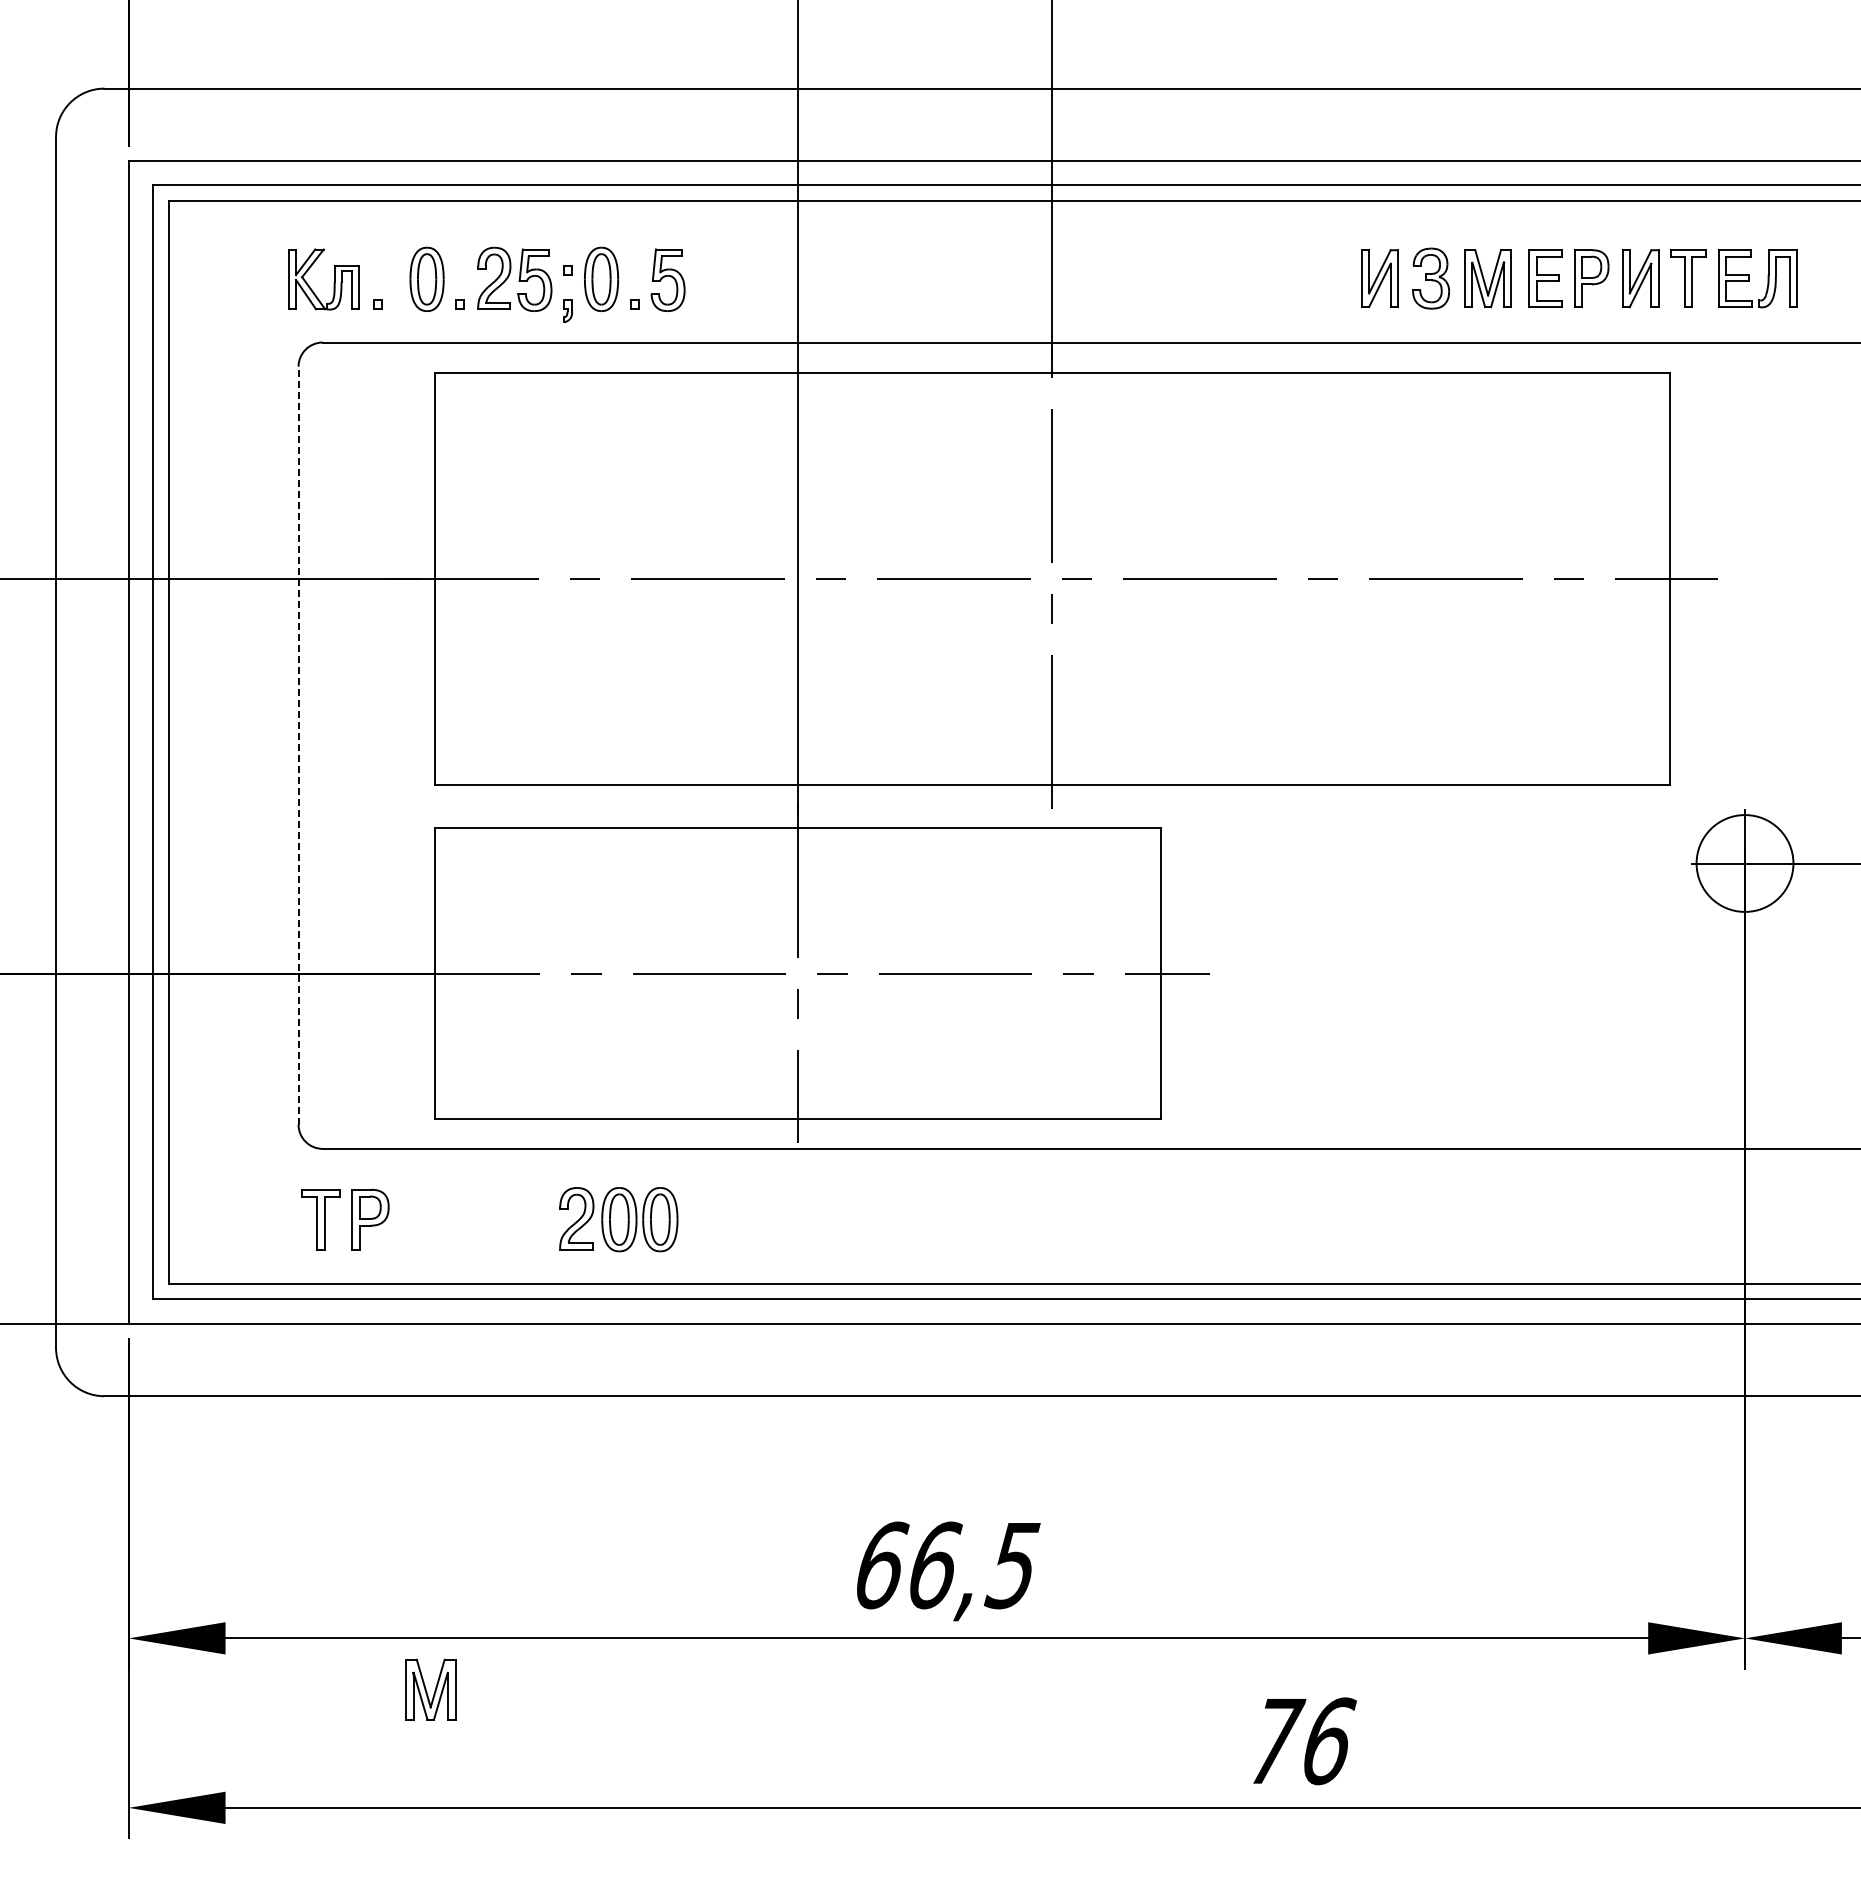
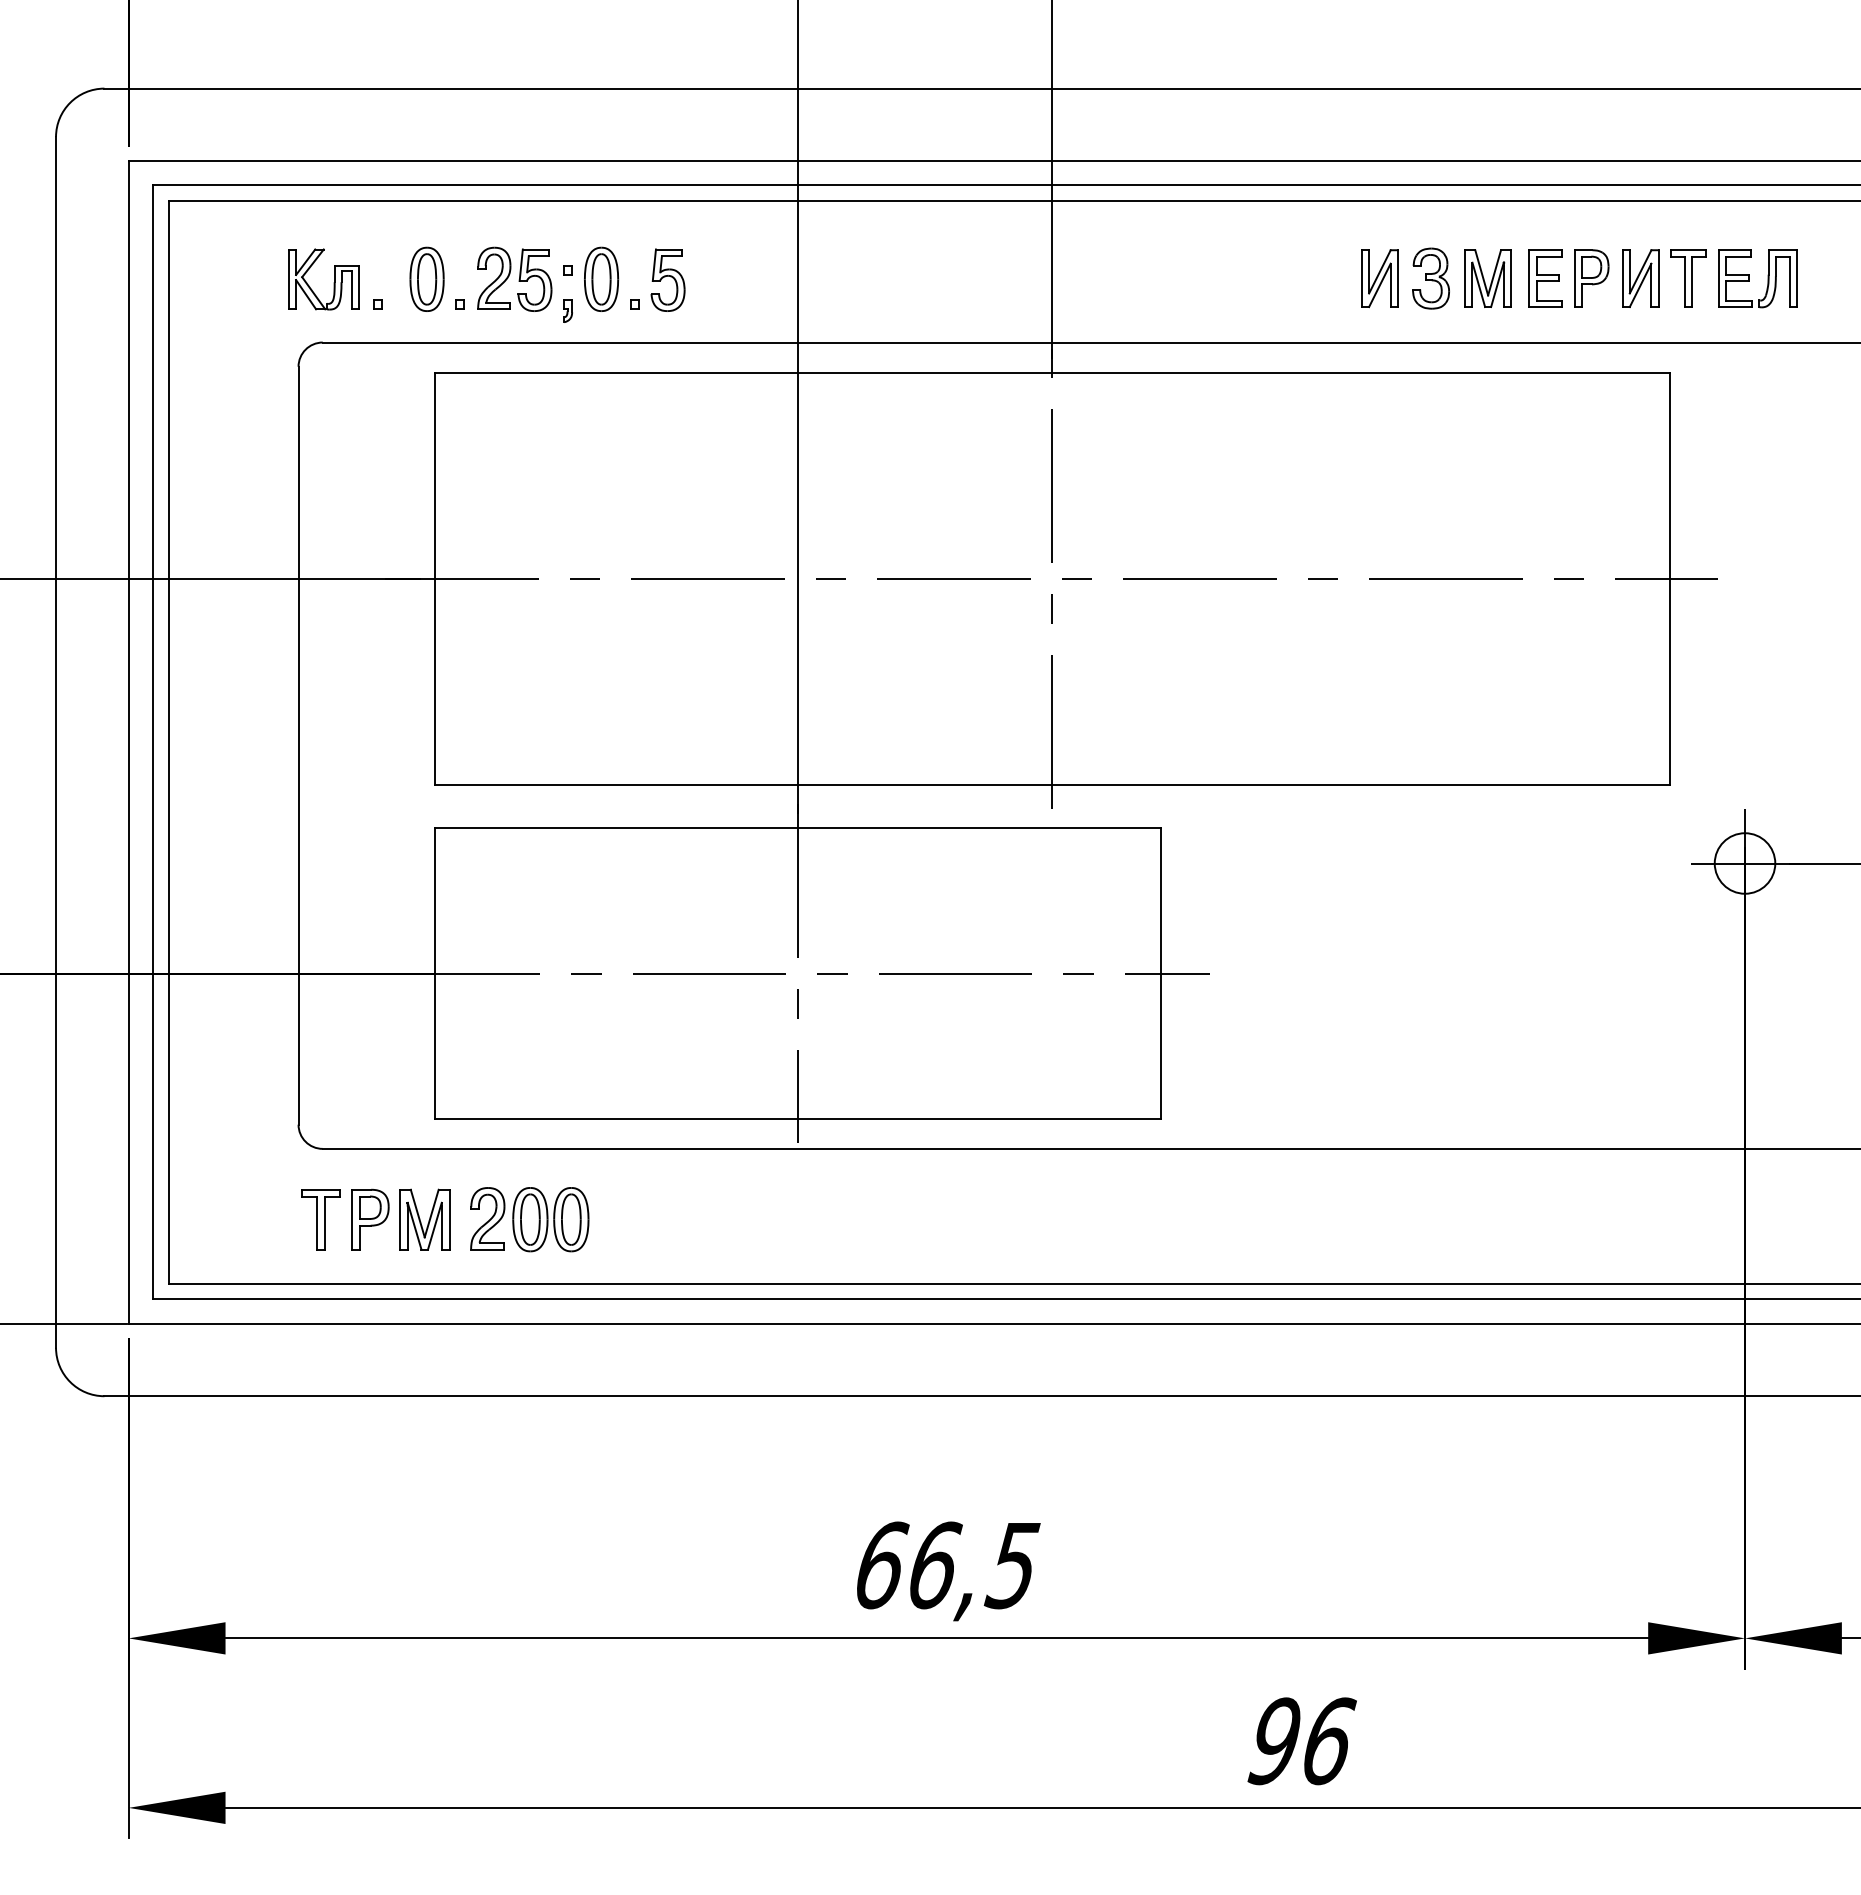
line: dashed -> solid (298, 745)
circle diameter: 97 px -> 61 px (1744, 863)
part position: (618, 1219) -> (529, 1219) (529, 1219)
part position: (430, 1689) -> (424, 1219) (424, 1219)
text: 76 -> 96 (1276, 1741)
